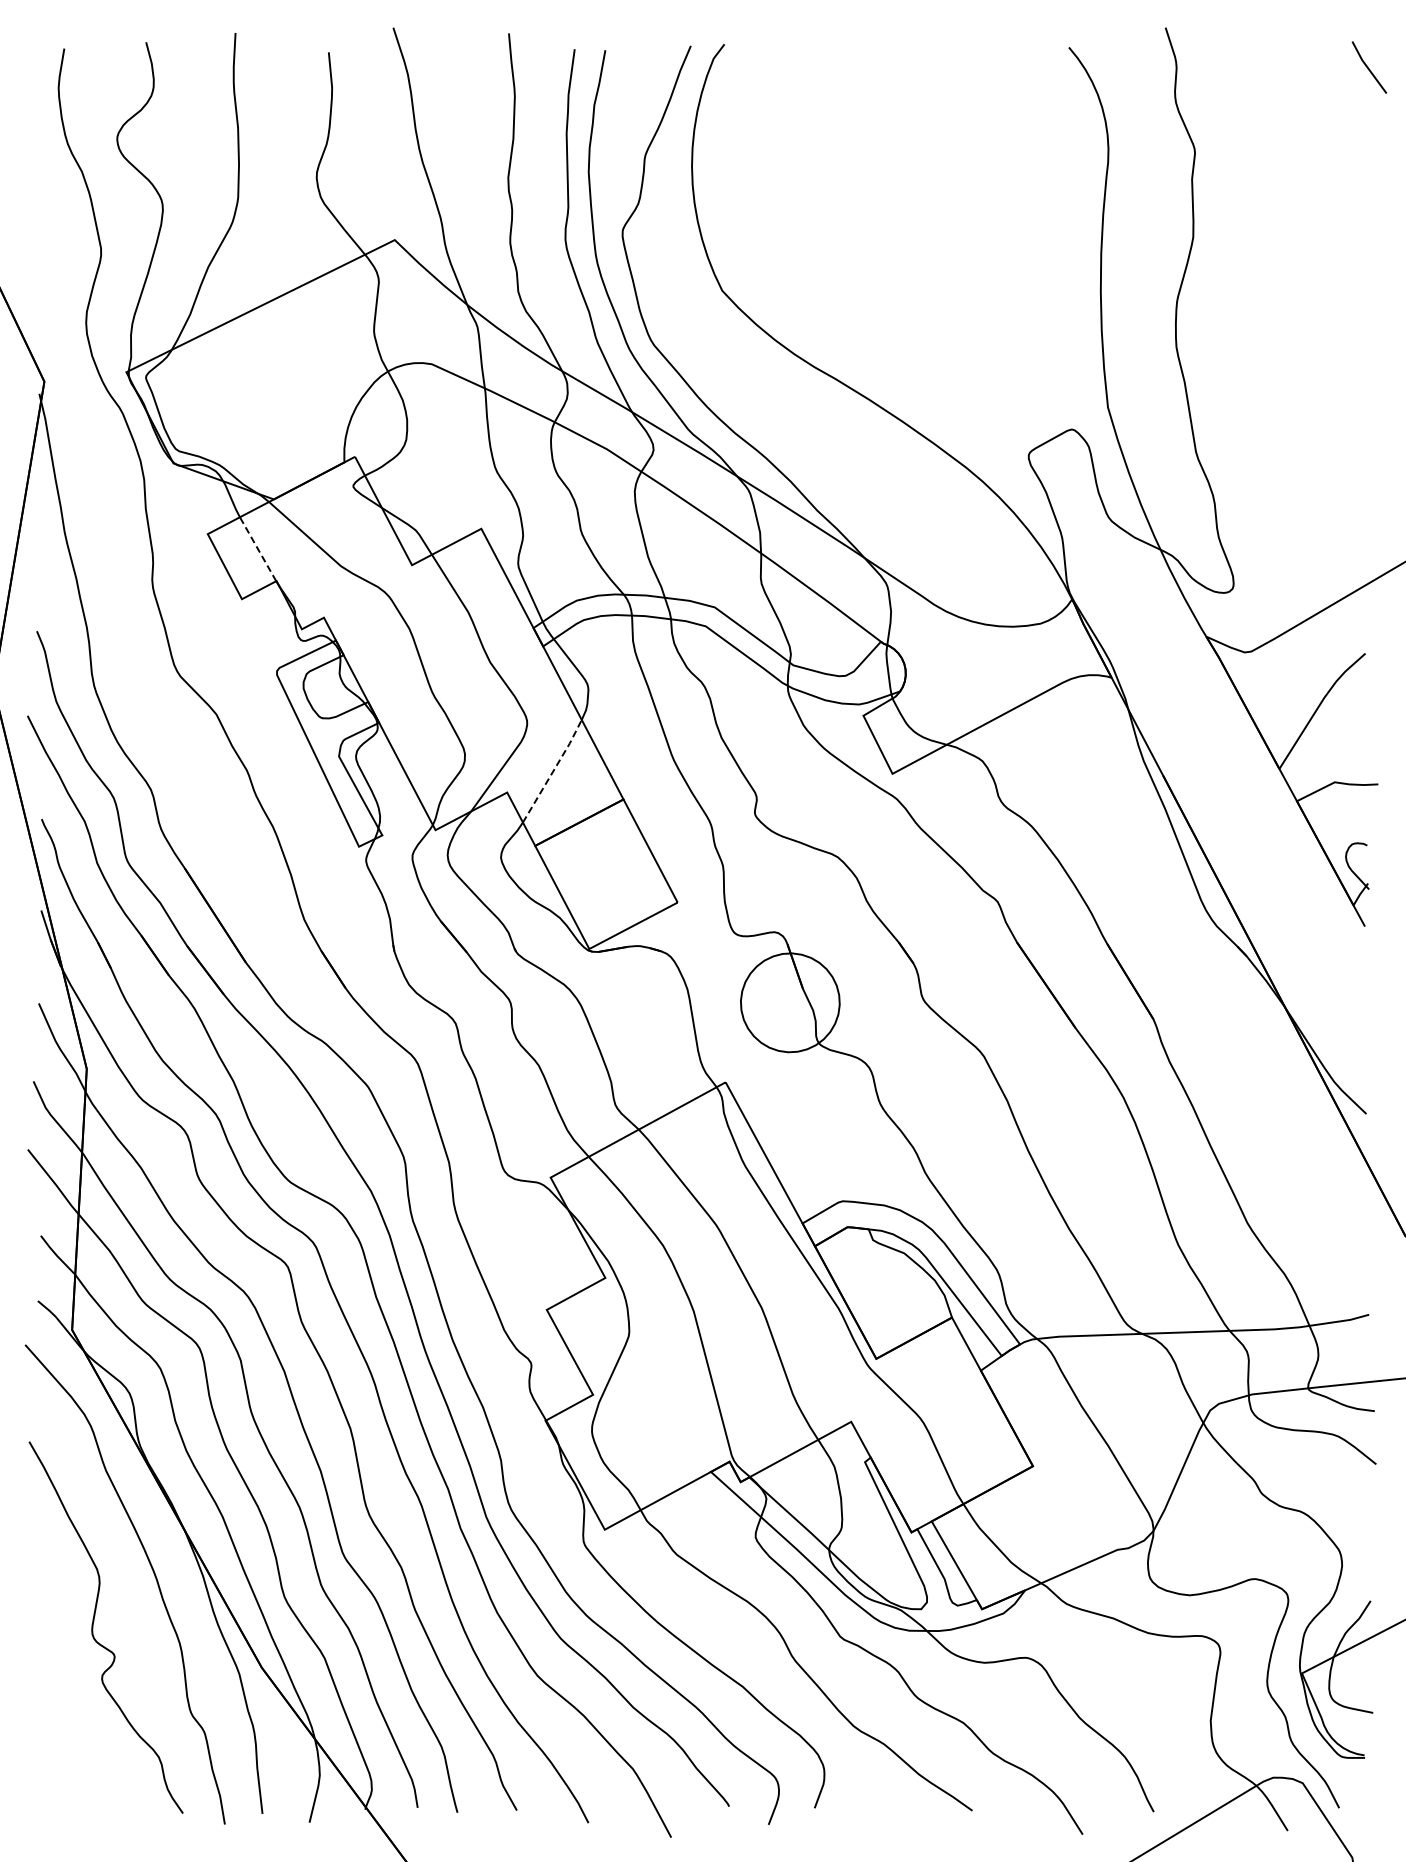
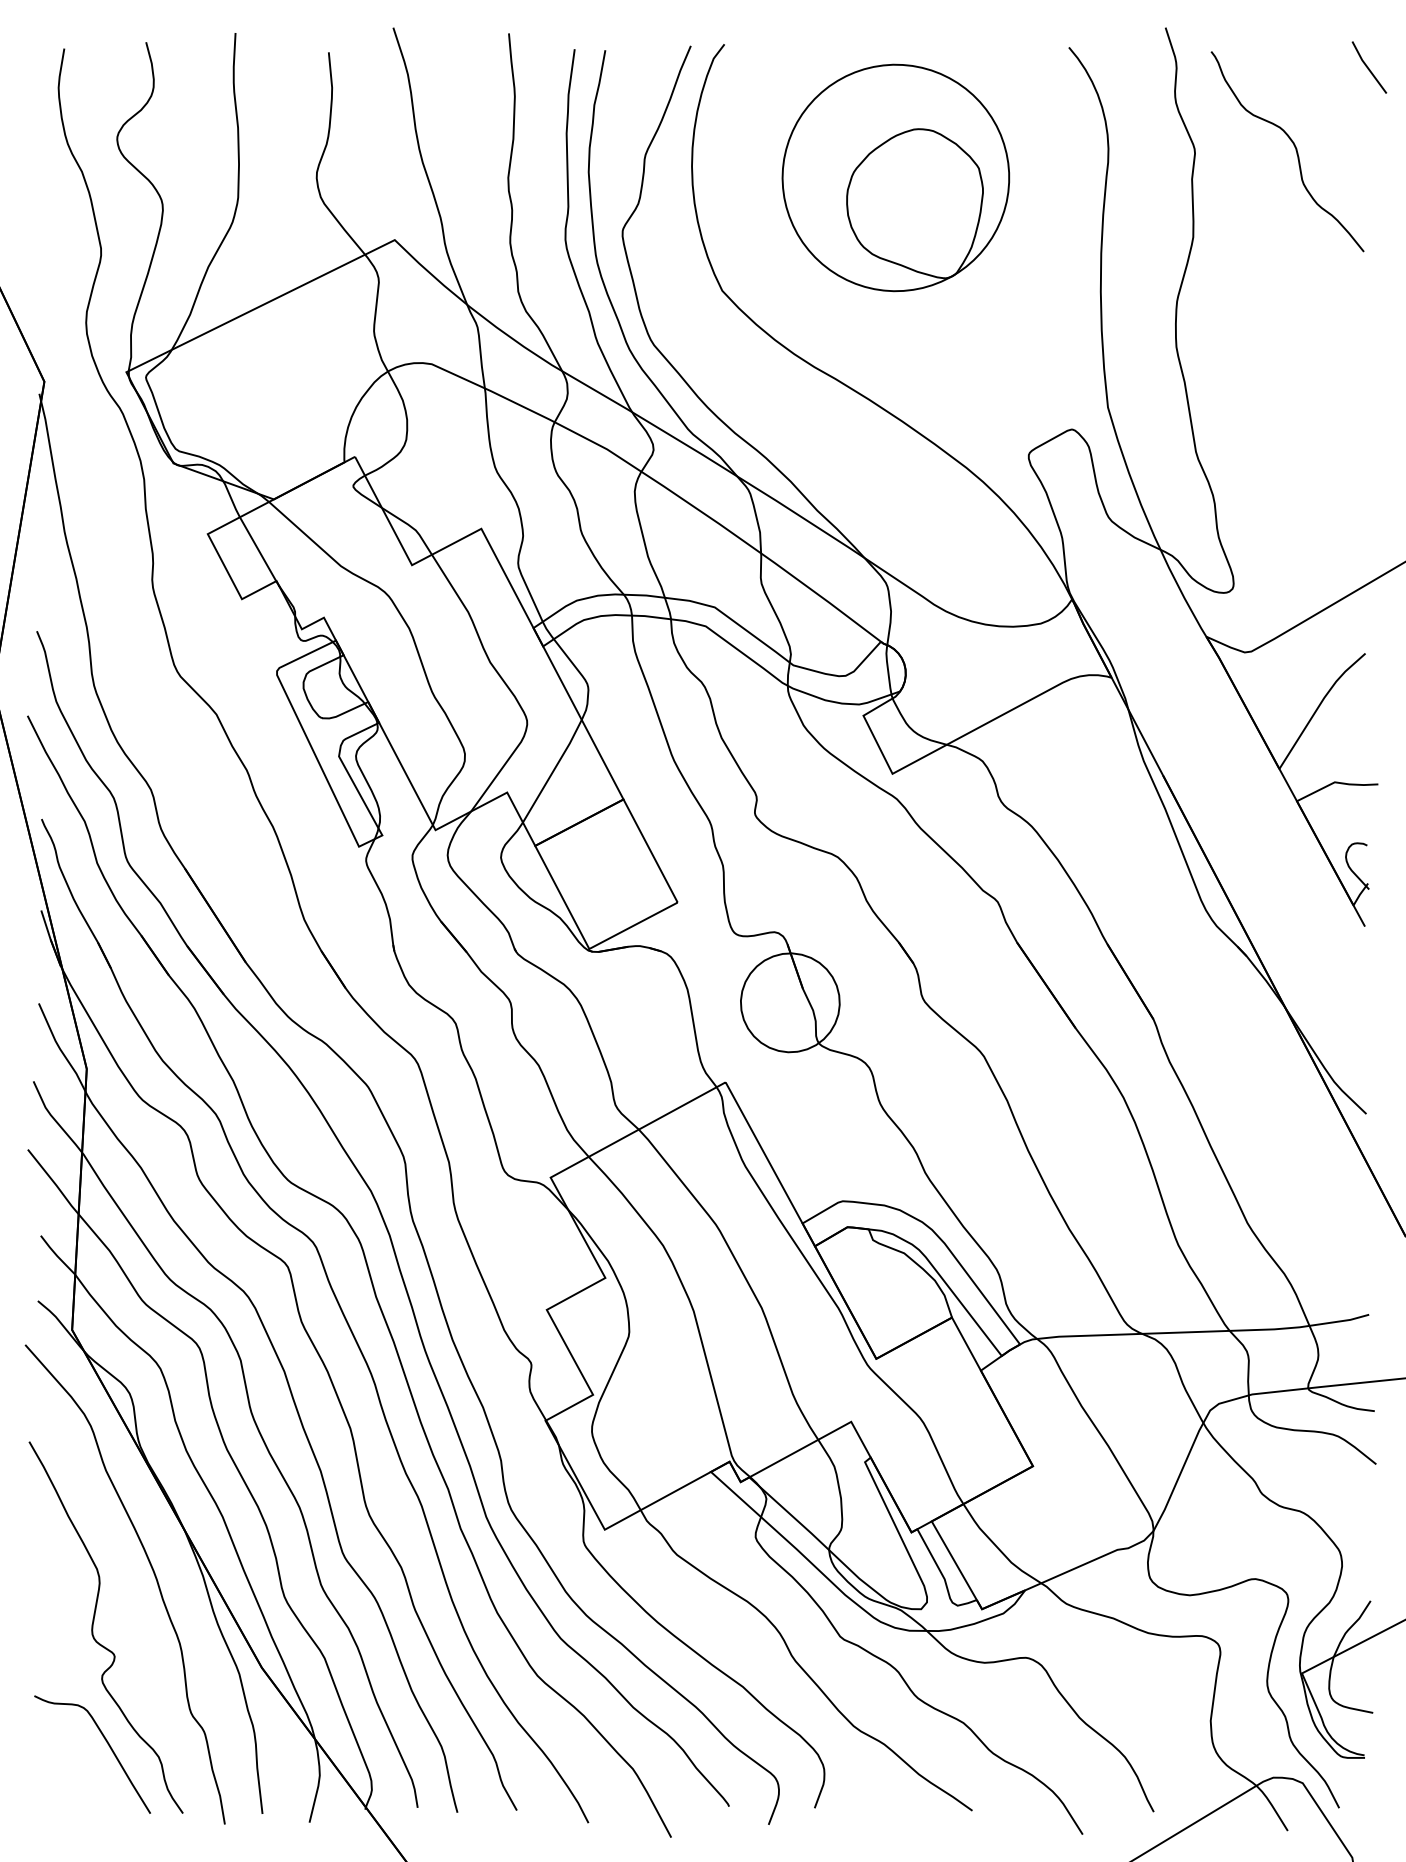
curve: none -> present (1294, 147)
part: none -> present (895, 177)
line: dashed -> solid (258, 549)
line: dashed -> solid (553, 770)
curve: none -> present (107, 1744)
